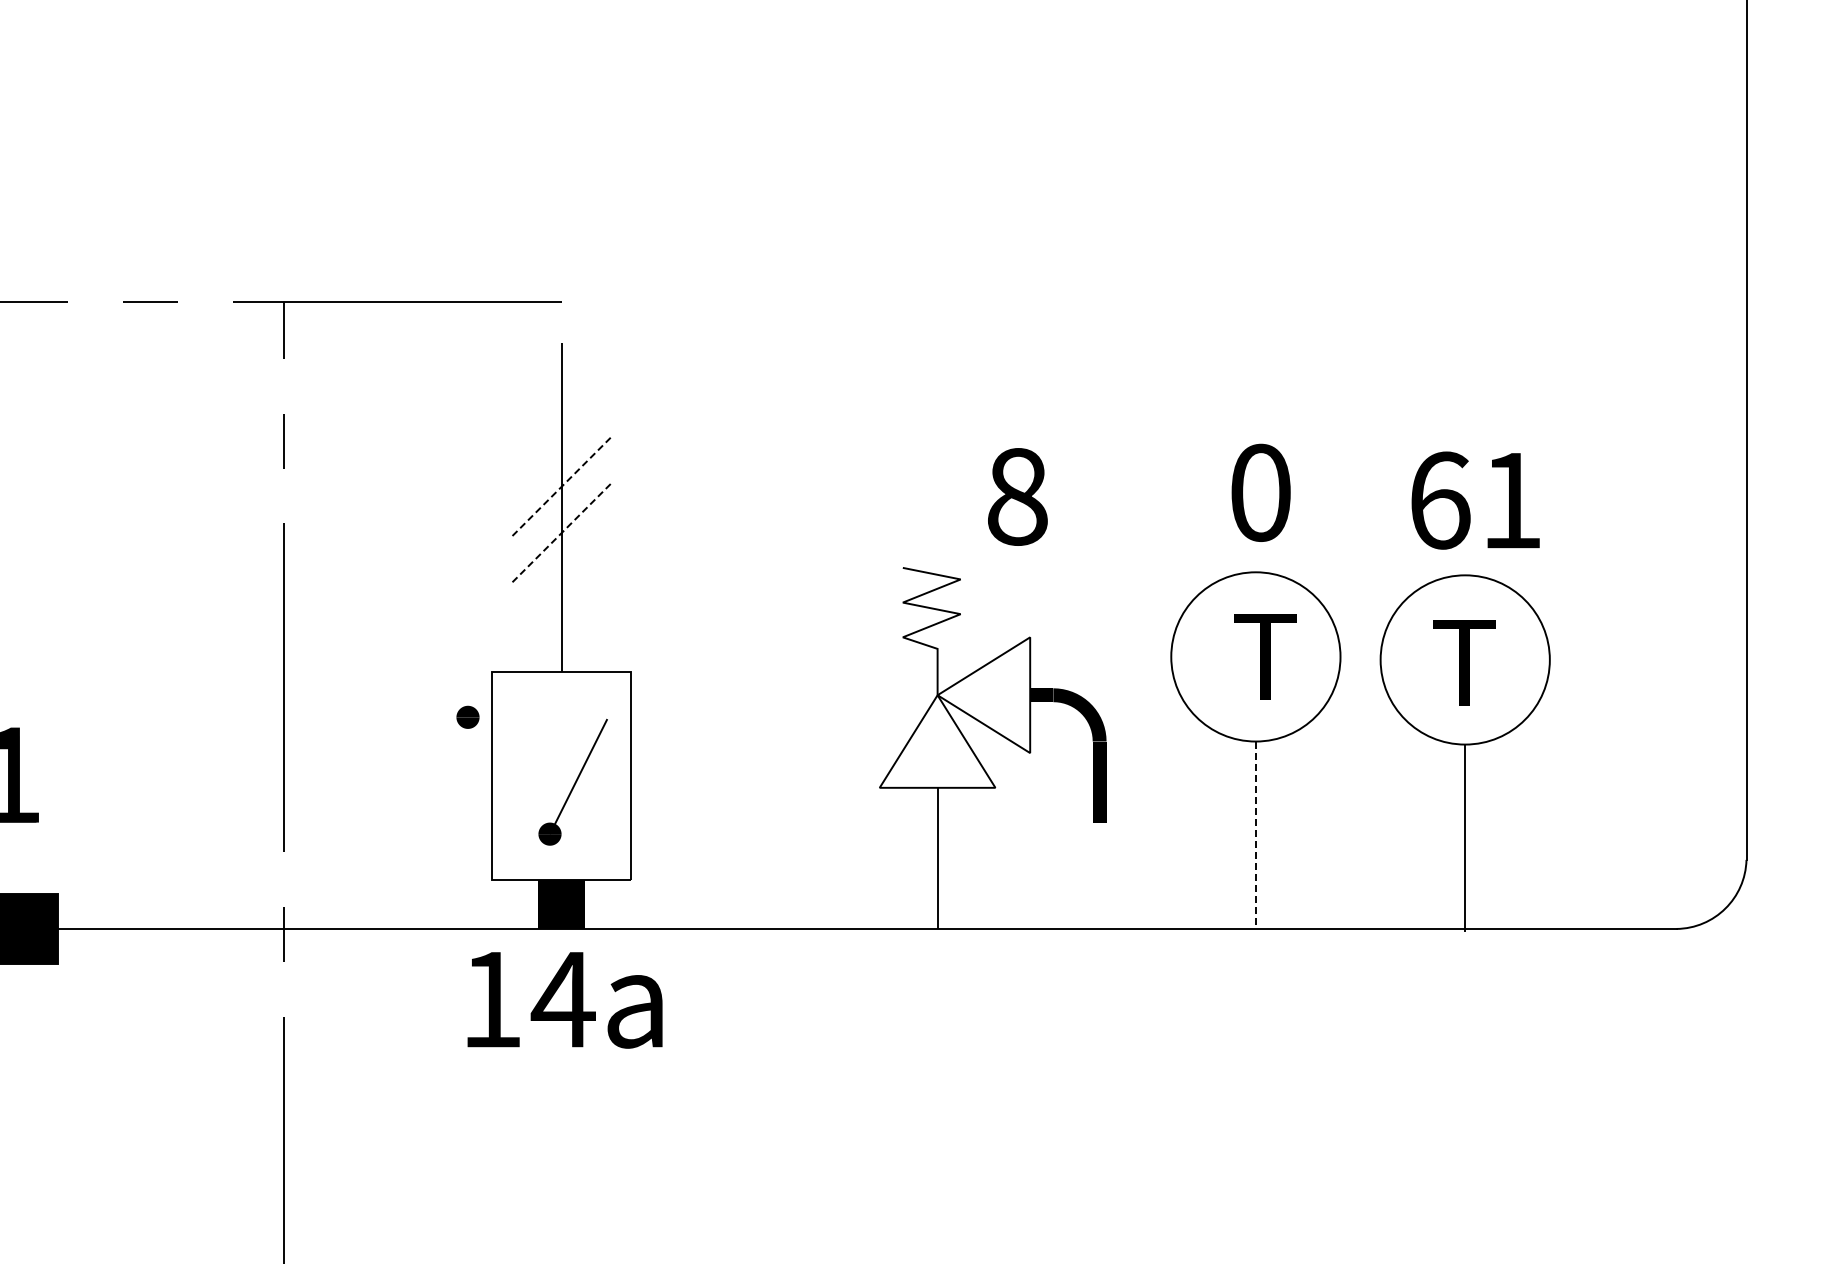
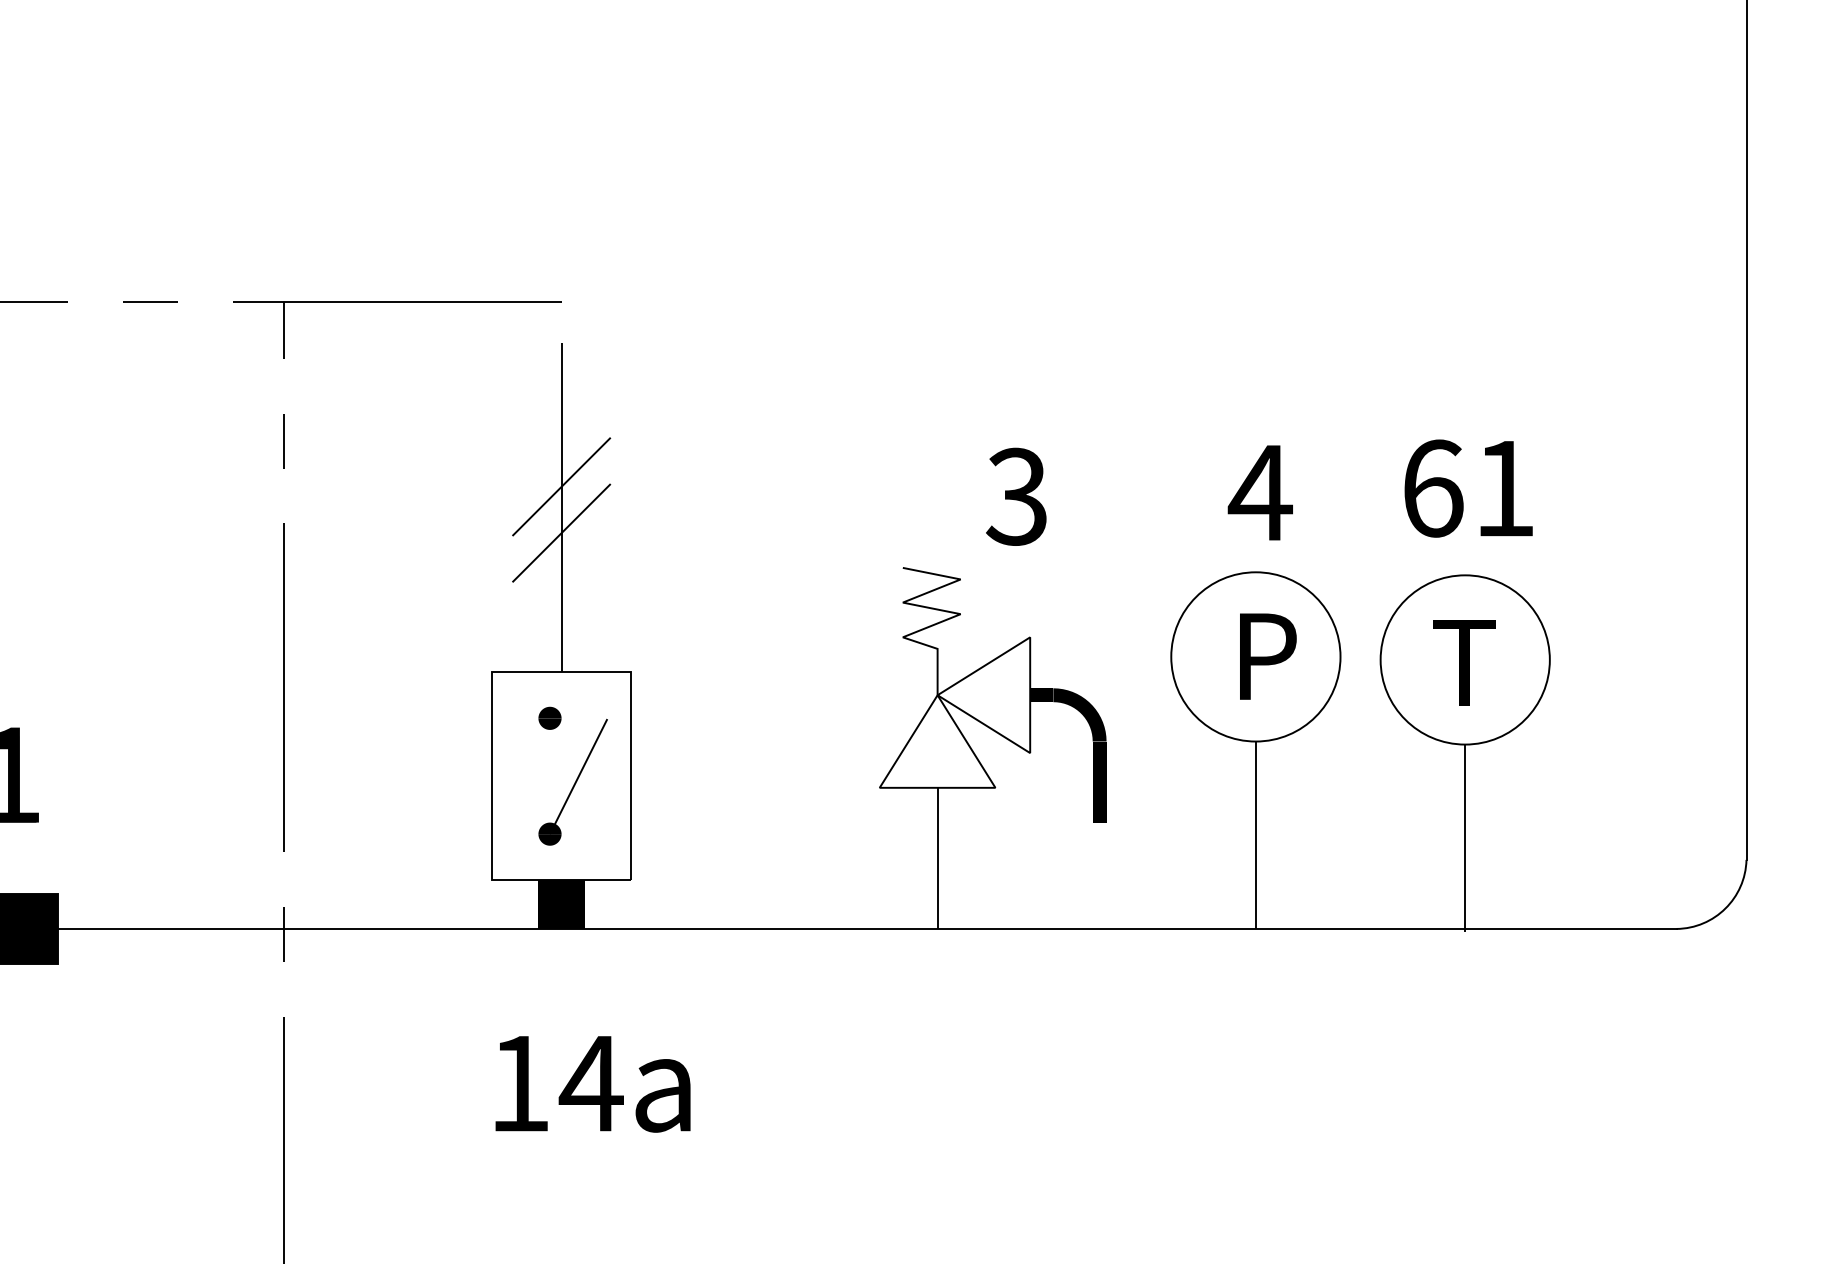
line: dashed -> solid (561, 486)
text: 0 -> 4 (1259, 492)
text: 8 -> 3 (1016, 496)
text position: (1475, 500) -> (1468, 488) (1468, 488)
line: dashed -> solid (561, 532)
text: Т -> P (1265, 656)
part position: (467, 716) -> (549, 717) (549, 717)
line: dashed -> solid (1255, 835)
text position: (564, 1000) -> (592, 1084) (592, 1084)
